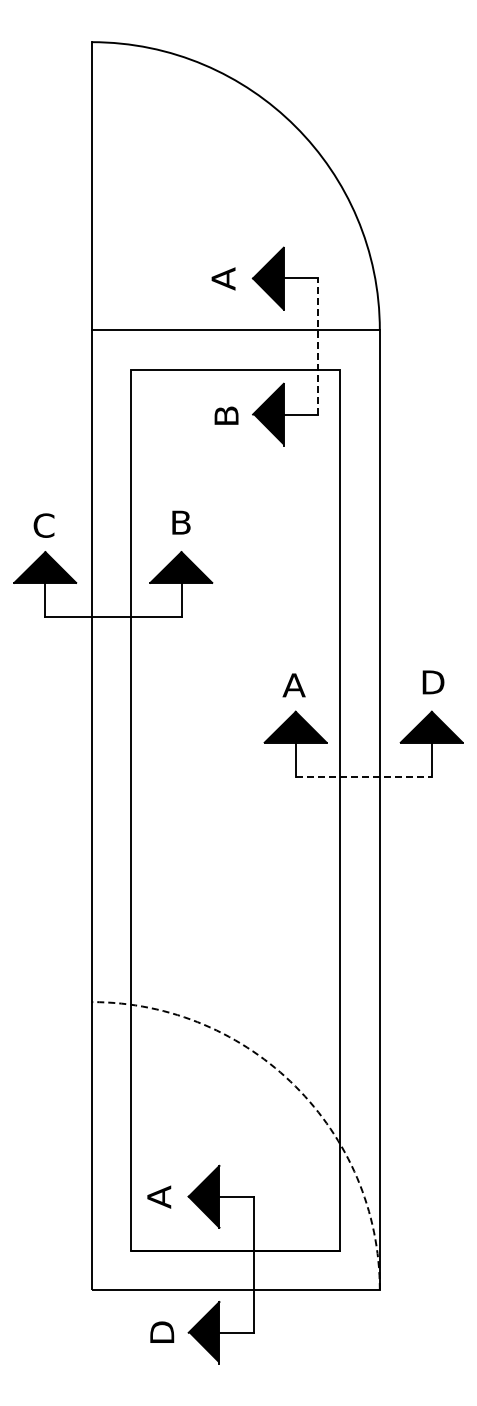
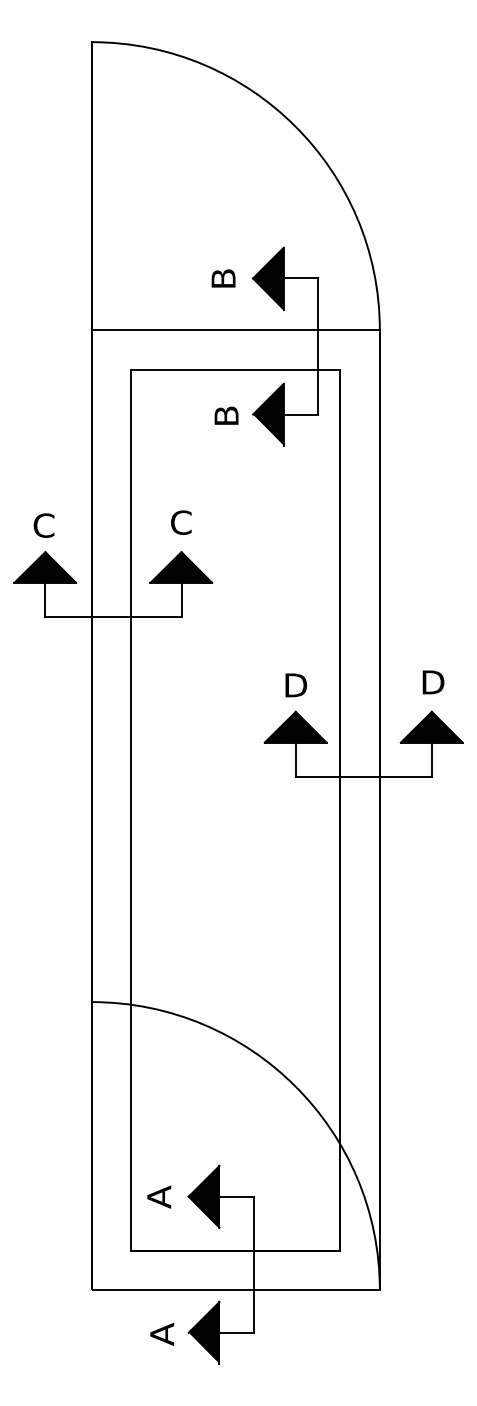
text: A -> B (223, 278)
line: dashed -> solid (318, 346)
text: B -> C (181, 522)
text: A -> D (294, 685)
line: dashed -> solid (364, 777)
arc: dashed -> solid (295, 1086)
text: D -> A (162, 1333)
